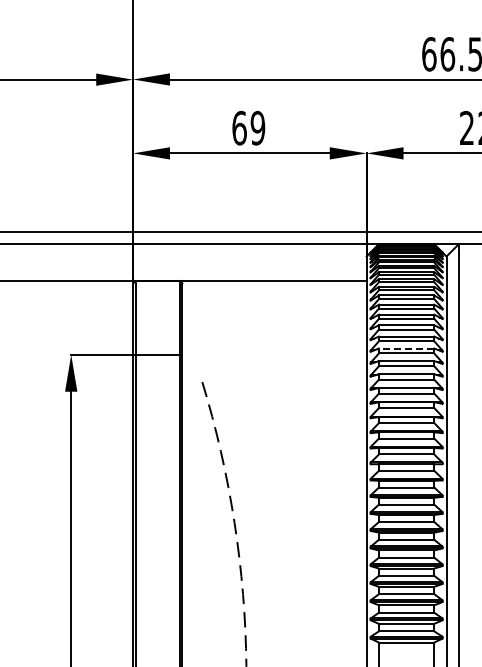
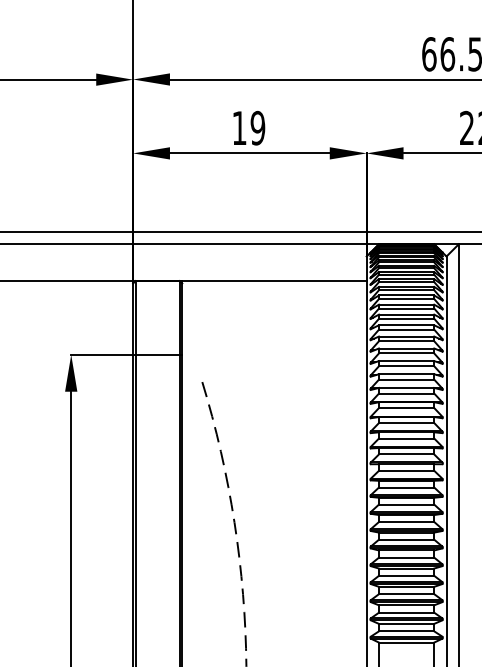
text: 69 -> 19 (239, 127)
line: dashed -> solid (406, 348)
